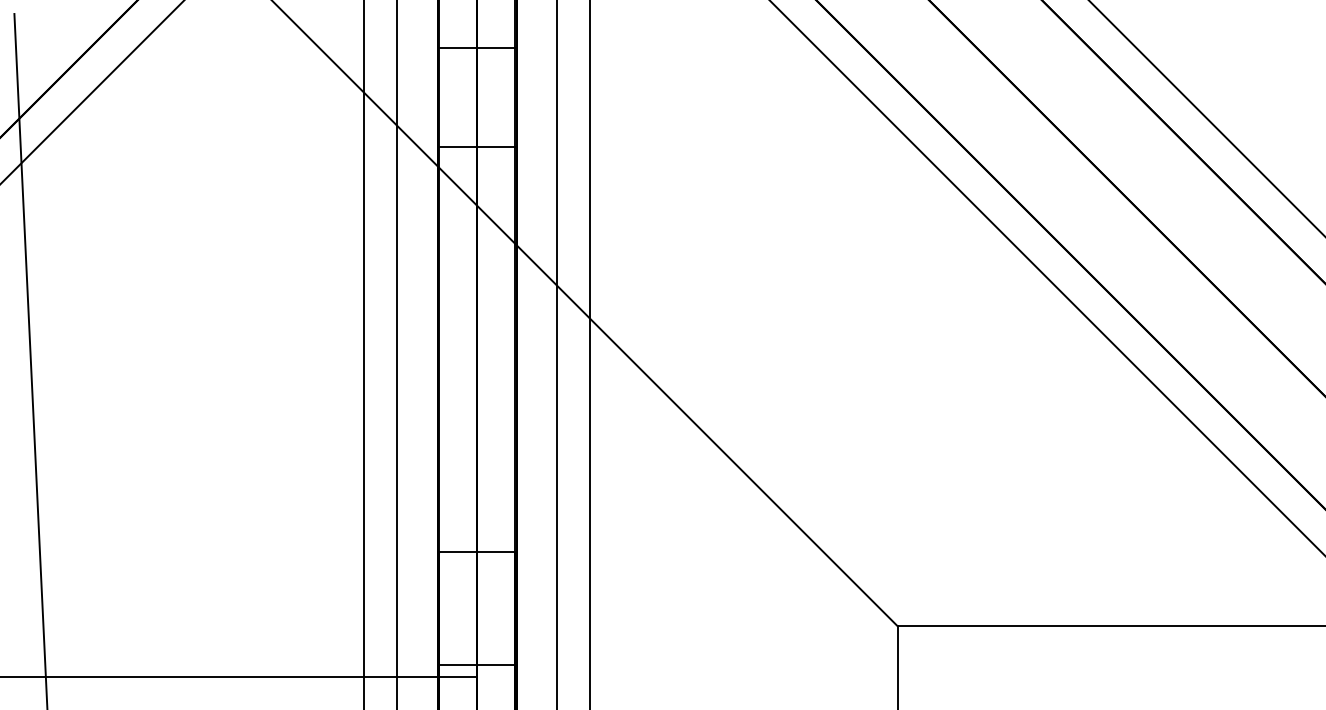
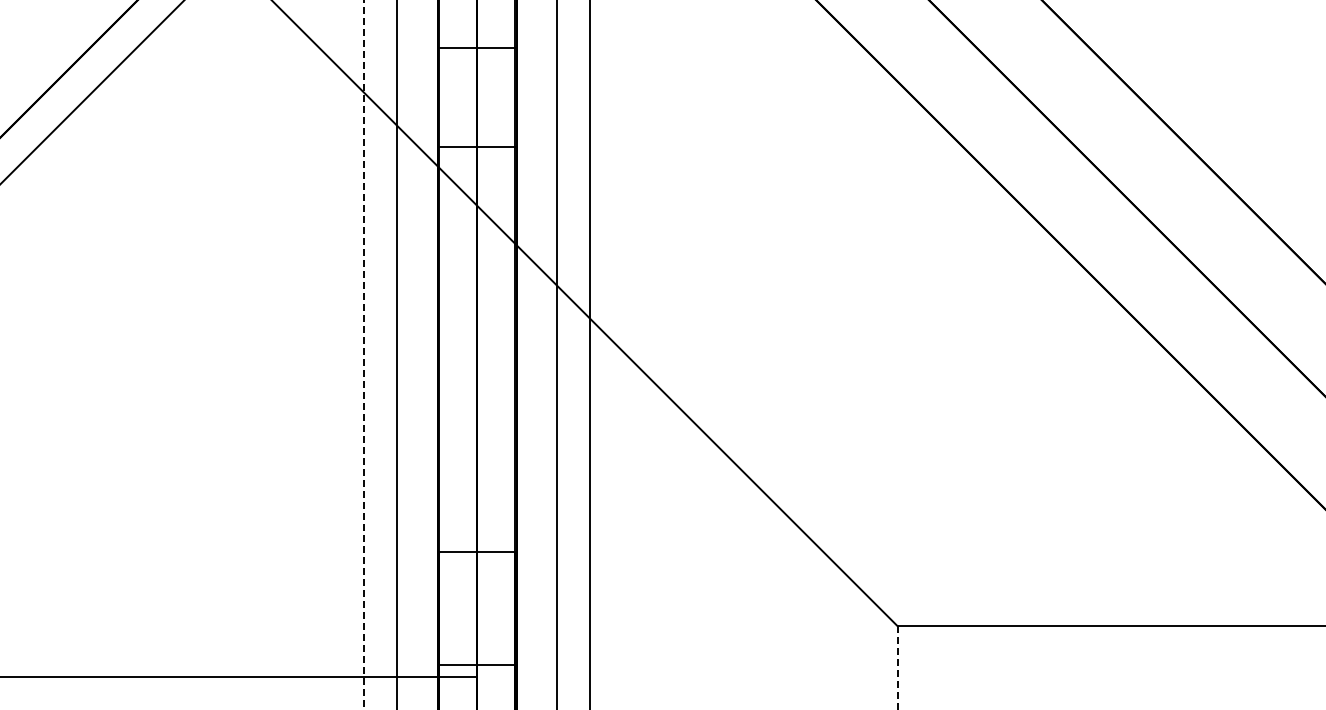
line: present -> none (1206, 118)
line: present -> none (1046, 277)
line: solid -> dashed (364, 354)
line: present -> none (30, 360)
line: solid -> dashed (897, 668)
